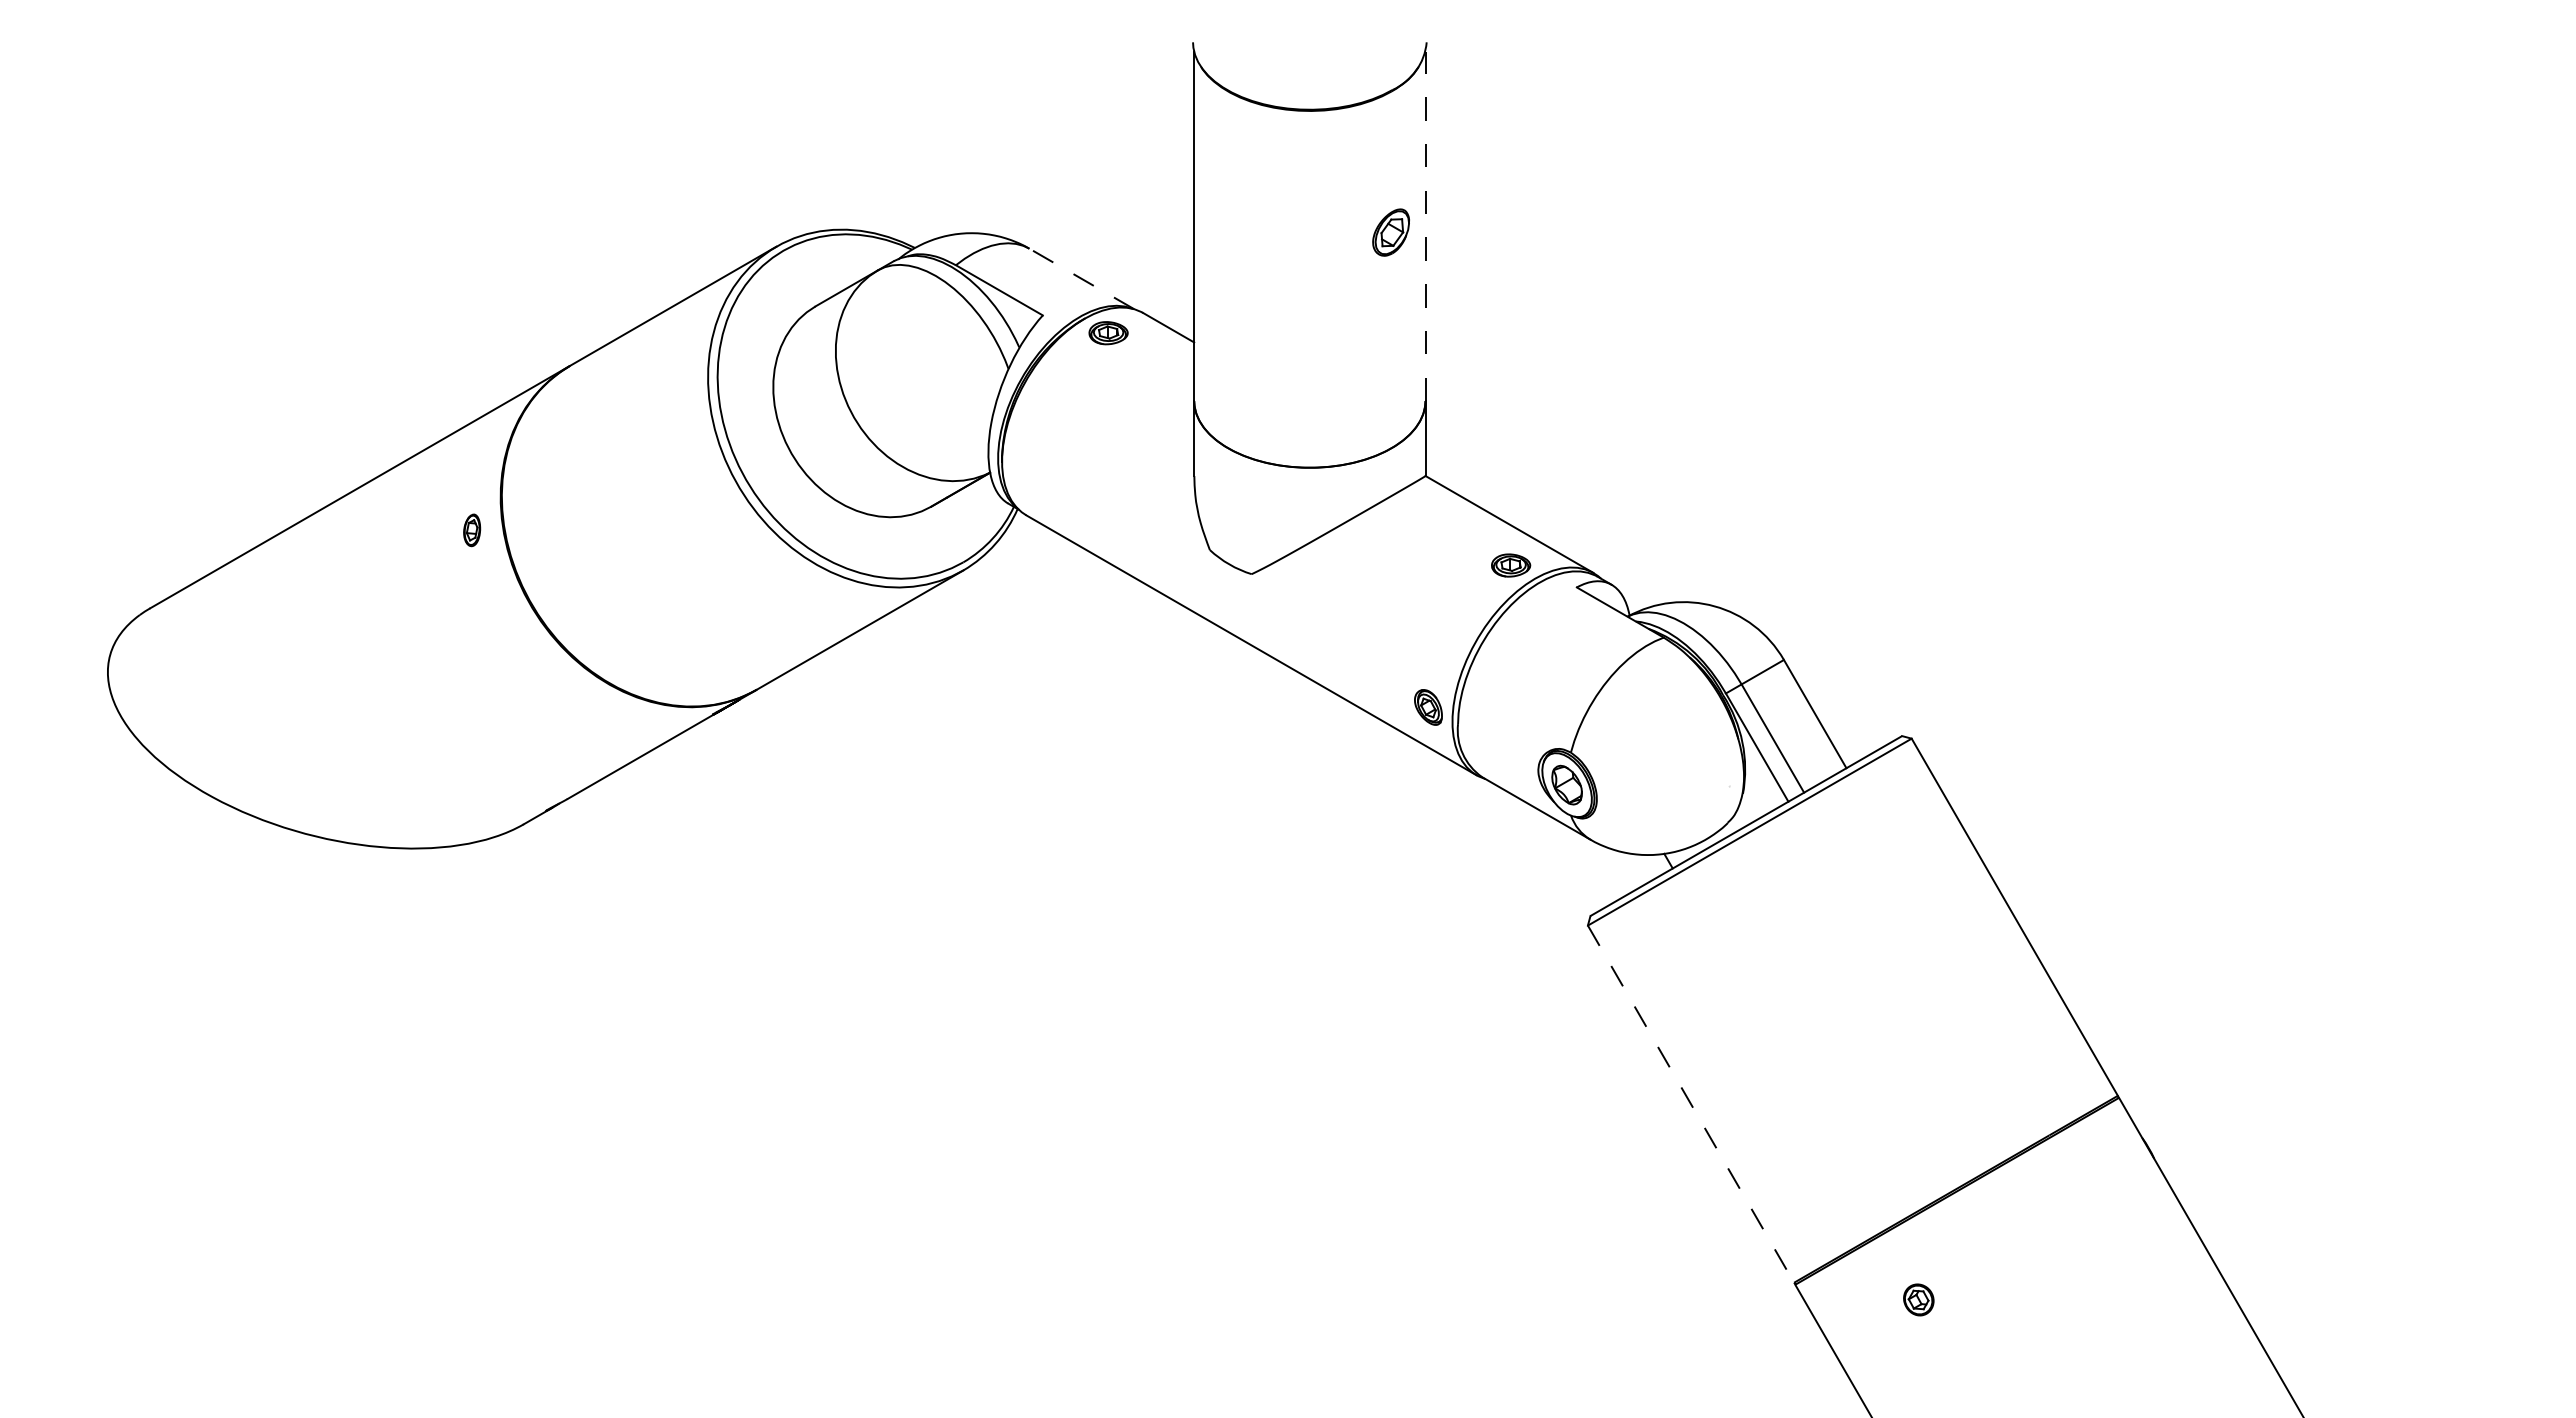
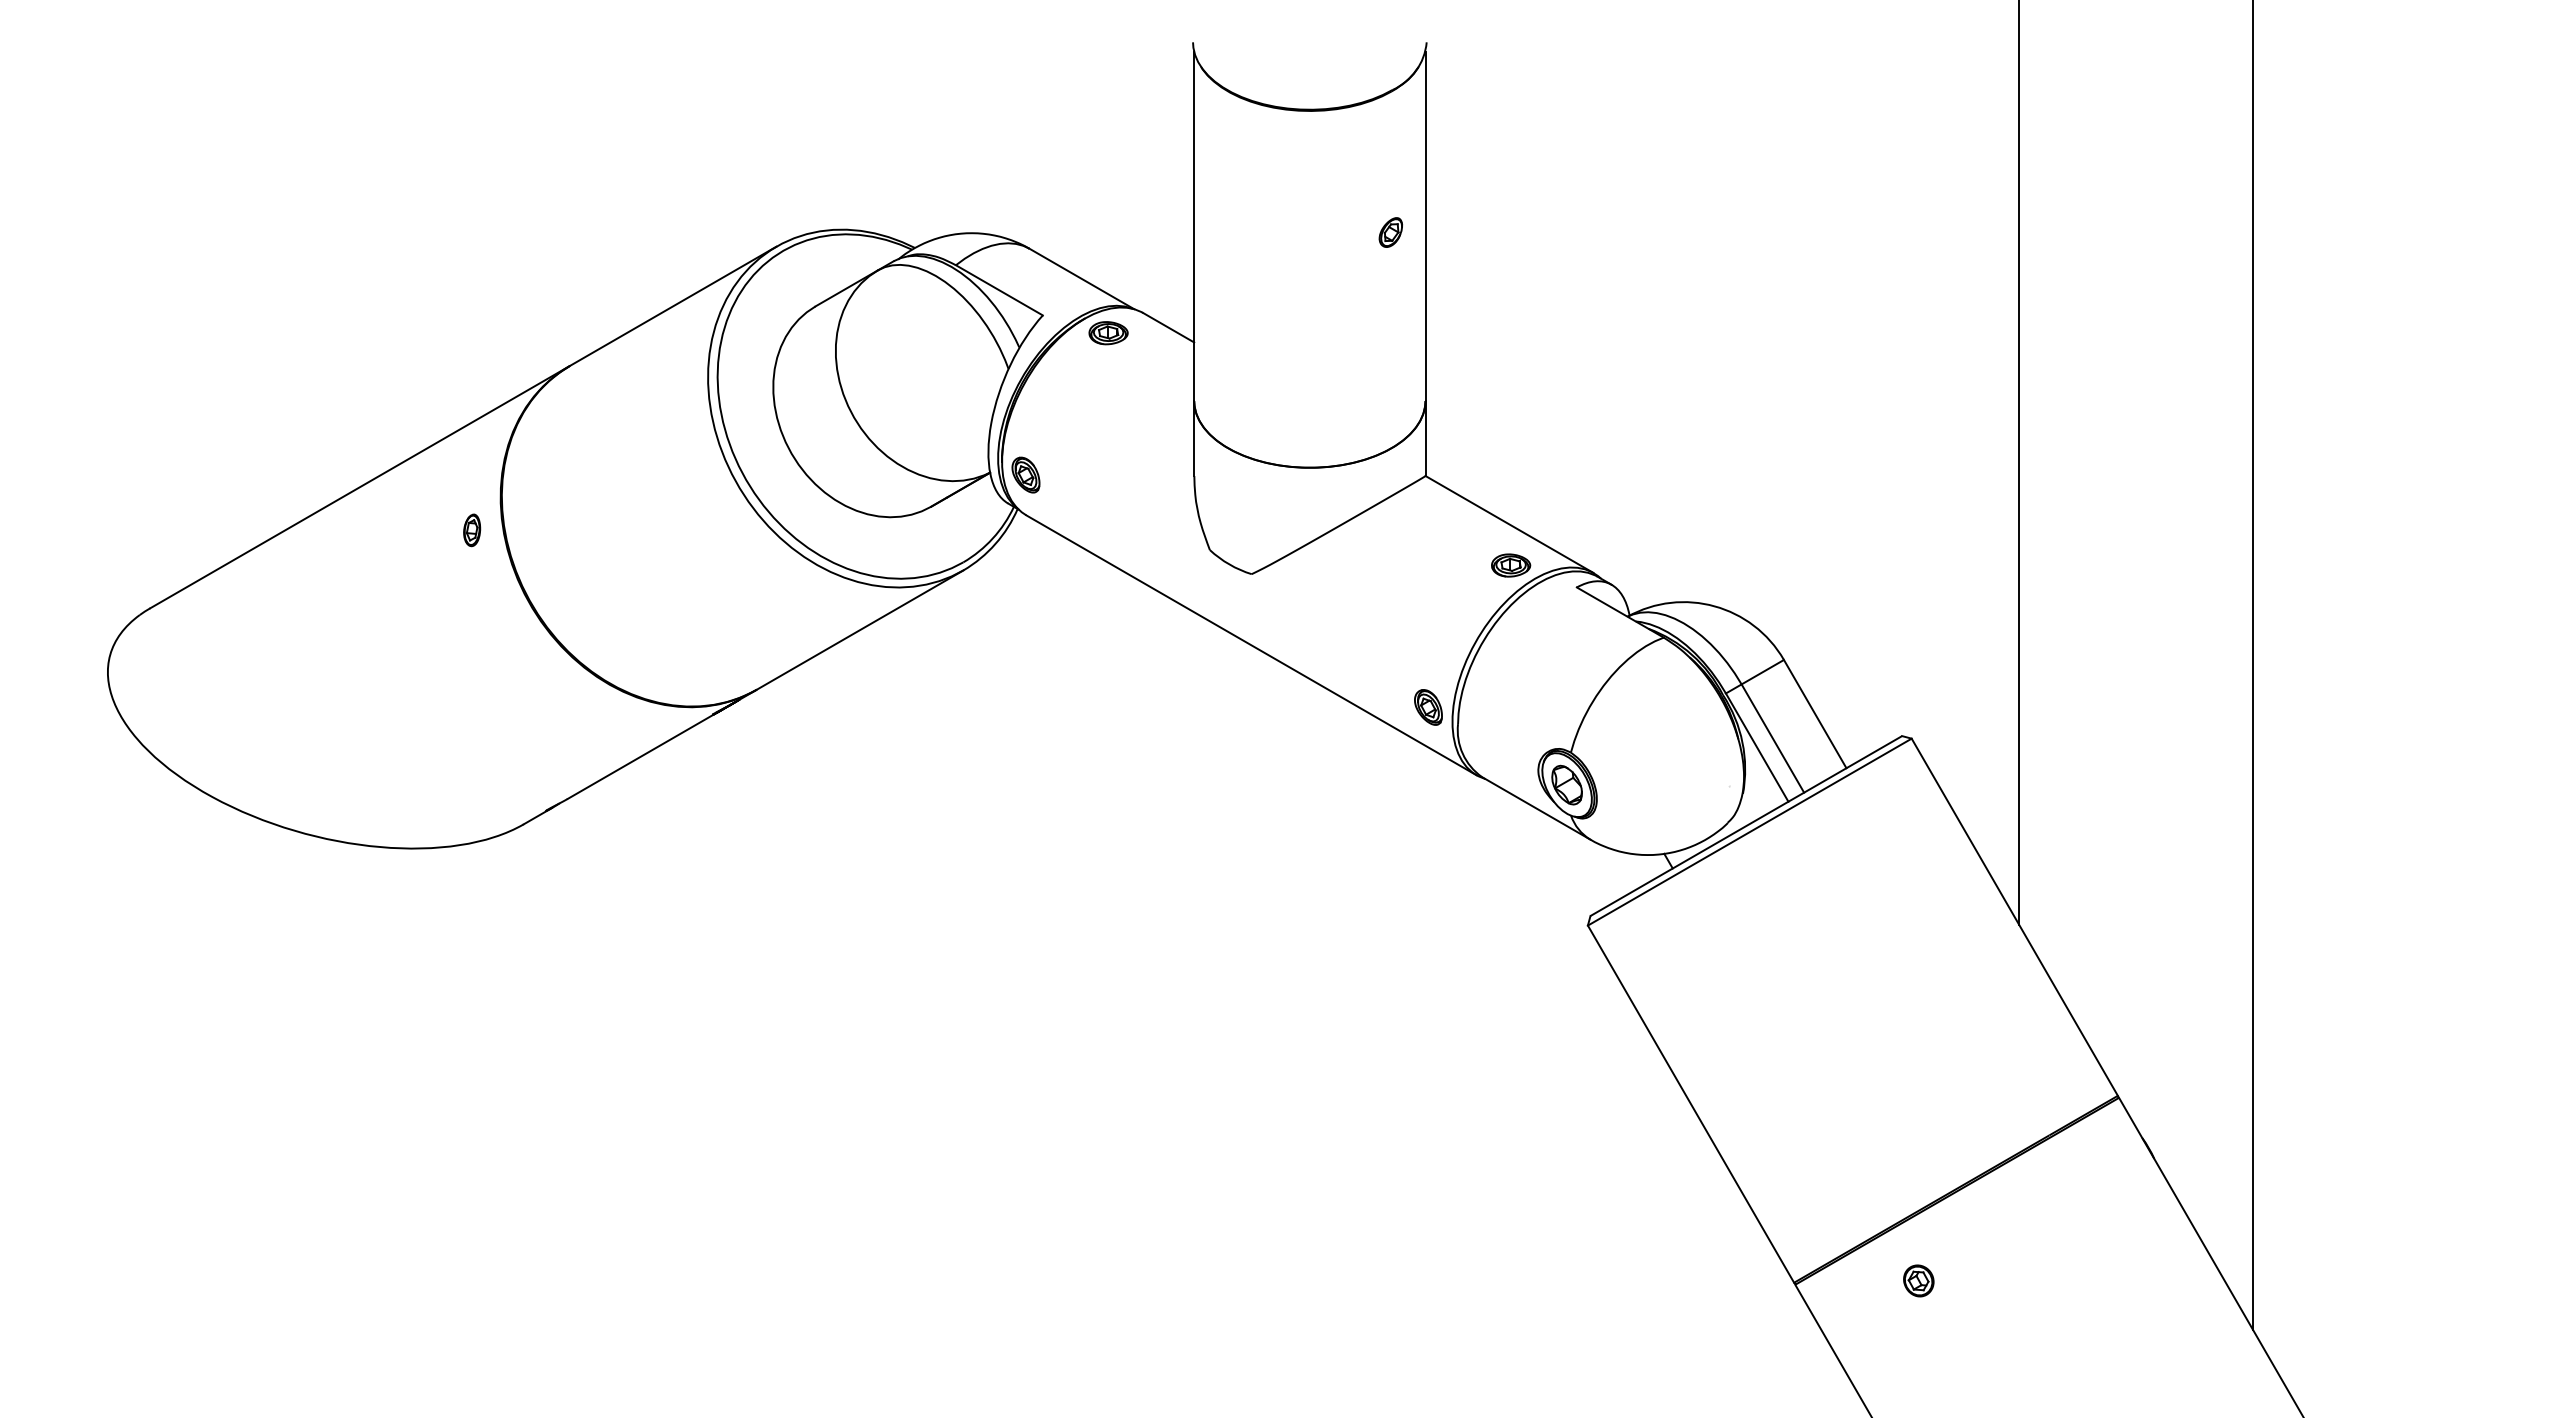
line: dashed -> solid (1425, 226)
part size: 38x49 px -> 25x31 px (1390, 232)
line: dashed -> solid (1081, 278)
line: none -> present (2019, 463)
part: none -> present (1025, 474)
line: none -> present (2252, 665)
line: dashed -> solid (1691, 1104)
part position: (1918, 1299) -> (1918, 1280) (1918, 1280)
